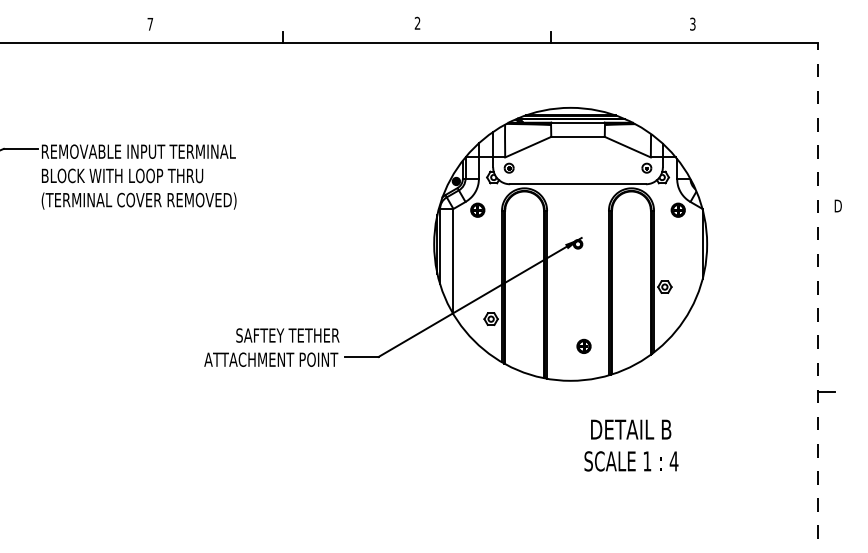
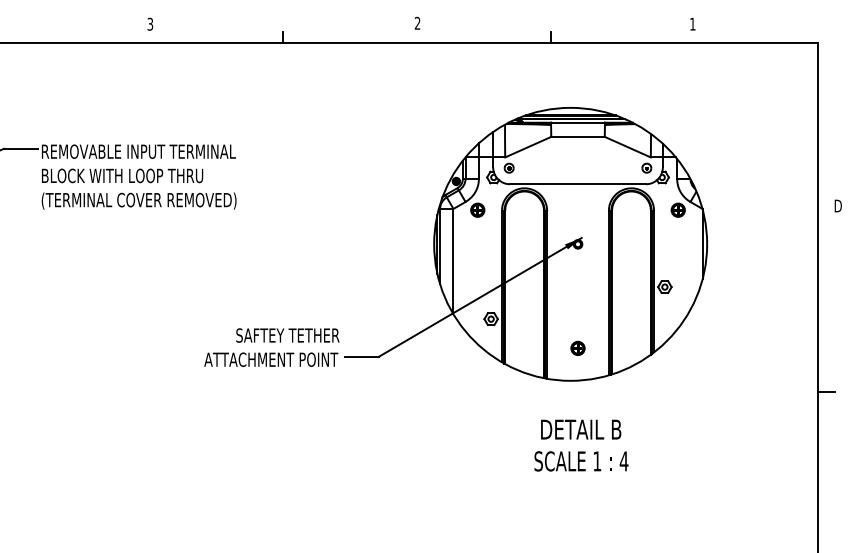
text: 7 -> 3 (150, 23)
text: 3 -> 1 (692, 23)
line: dashed -> solid (817, 297)
part position: (583, 345) -> (577, 347) (577, 347)
text position: (631, 445) -> (581, 445) (581, 445)
